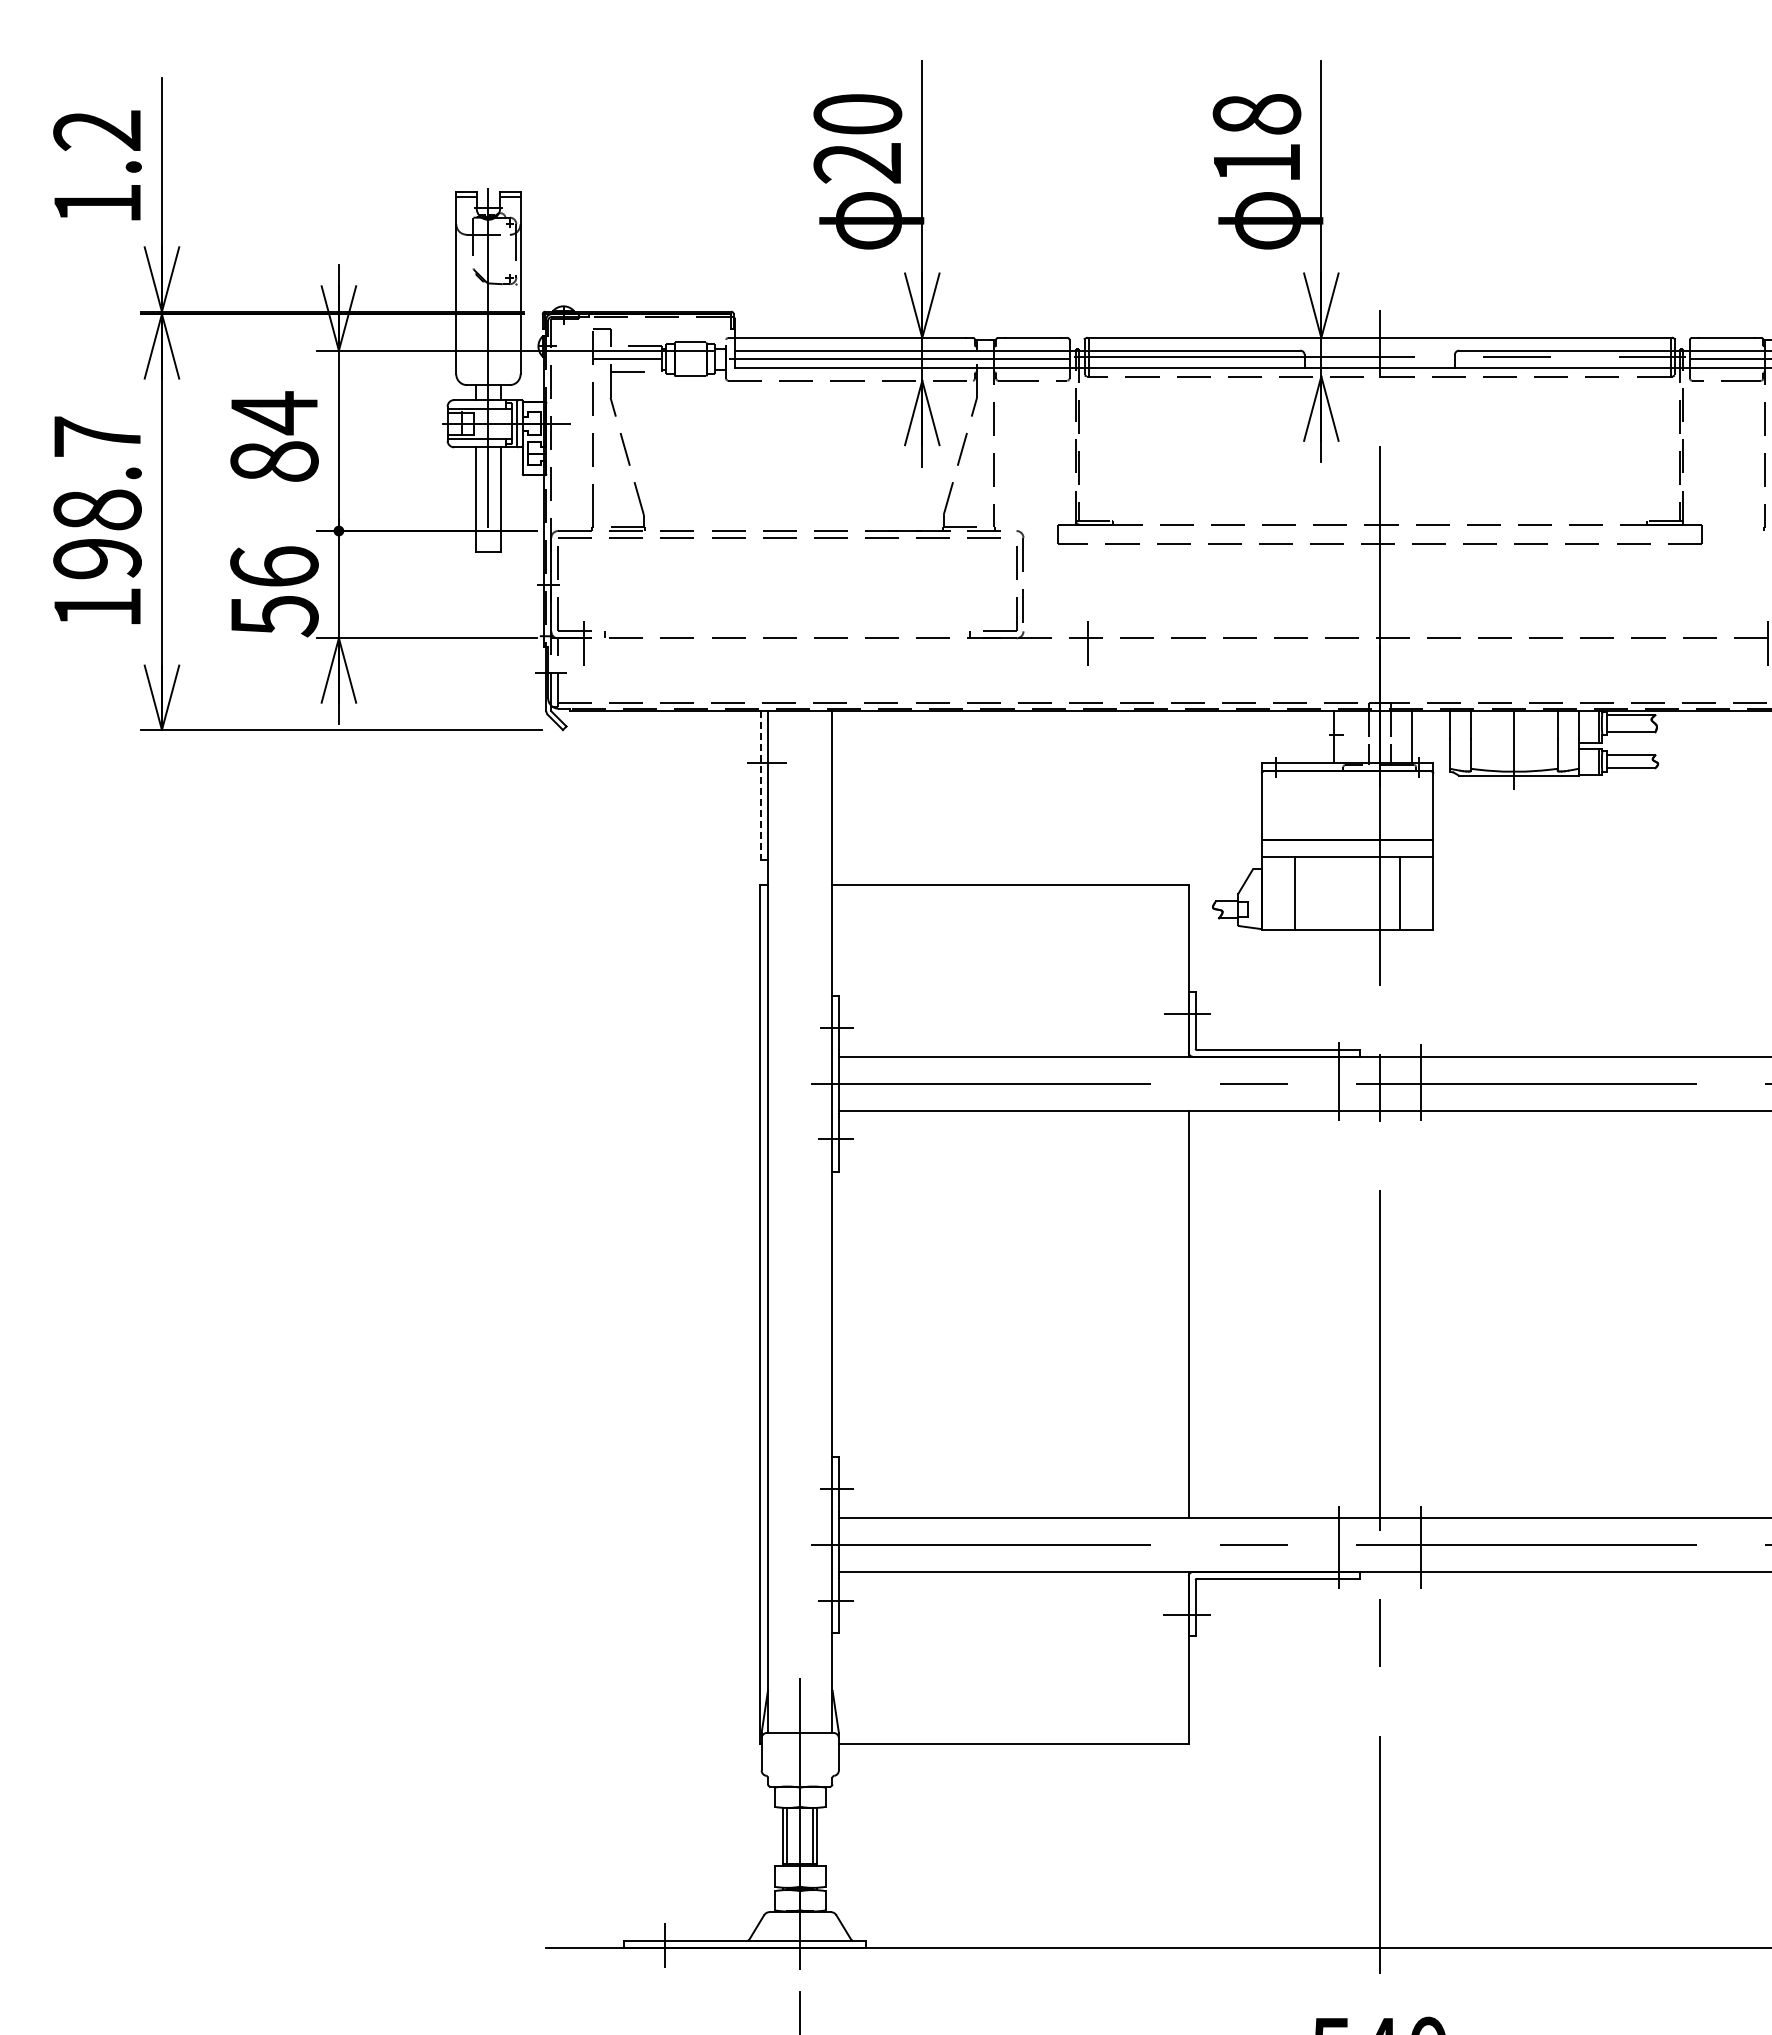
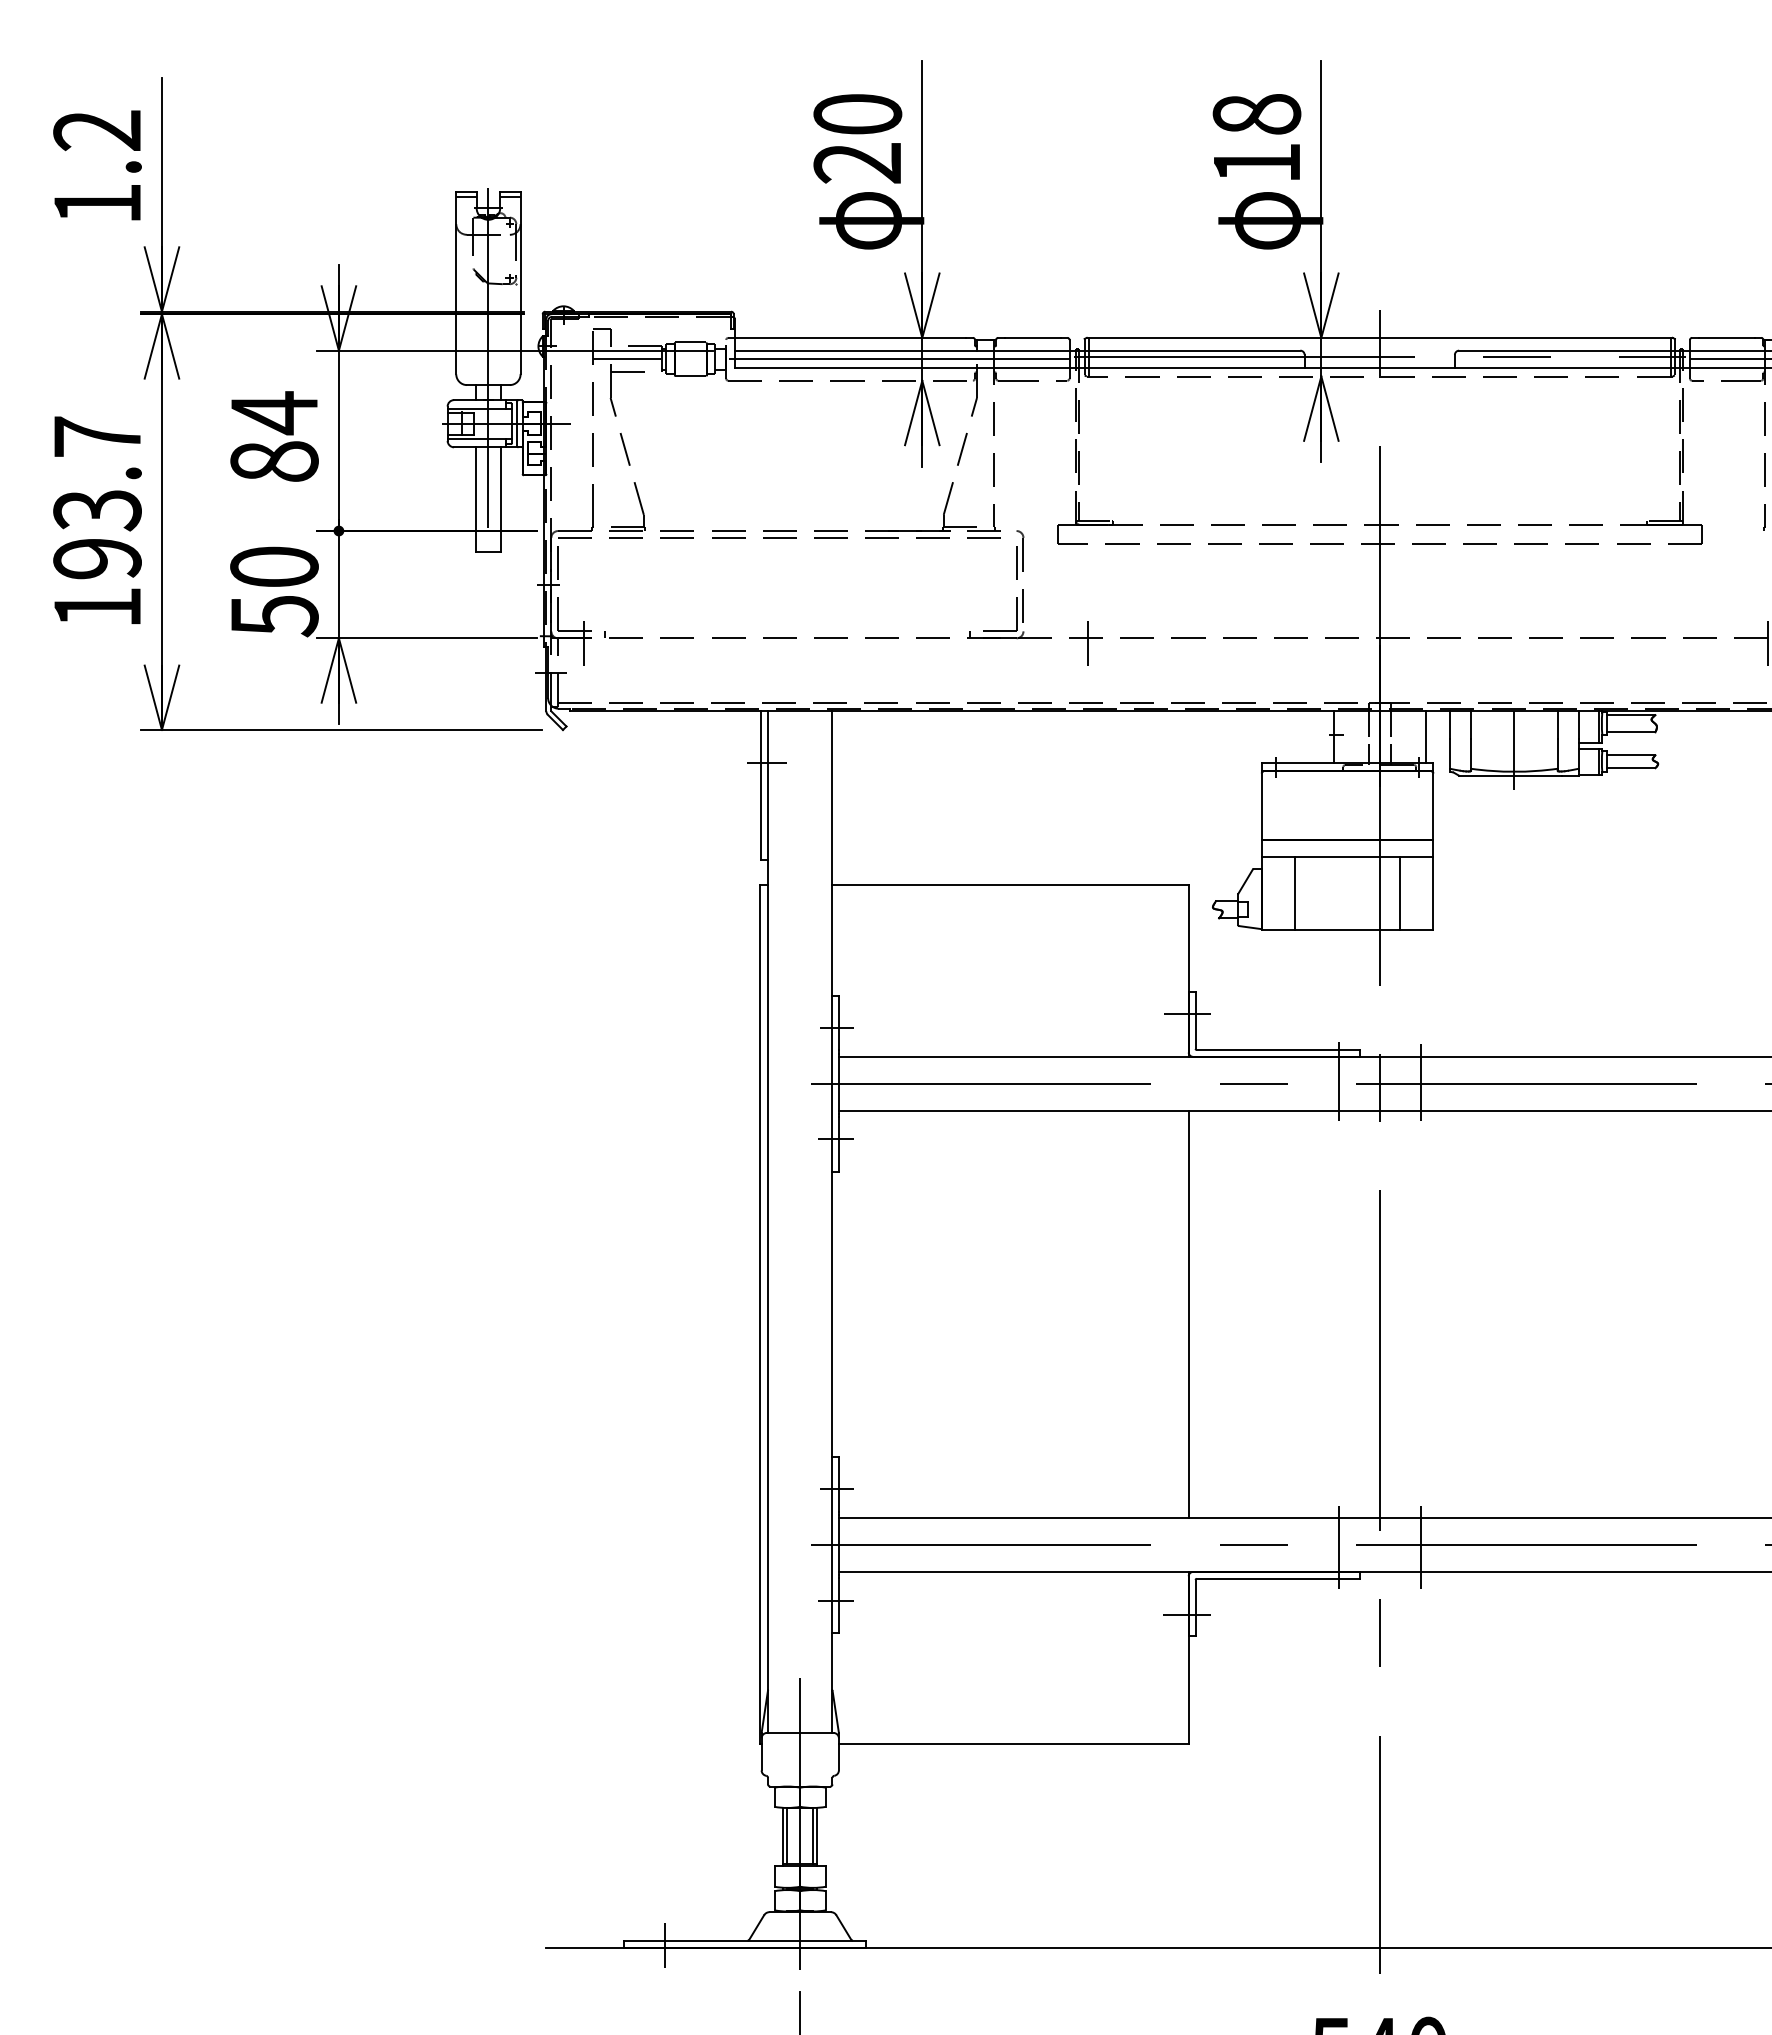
text: 198.7 -> 193.7 (97, 510)
text: 56 -> 50 (274, 566)
line position: (1411, 736) -> (1425, 736) (1425, 736)
line: dashed -> solid (761, 786)
